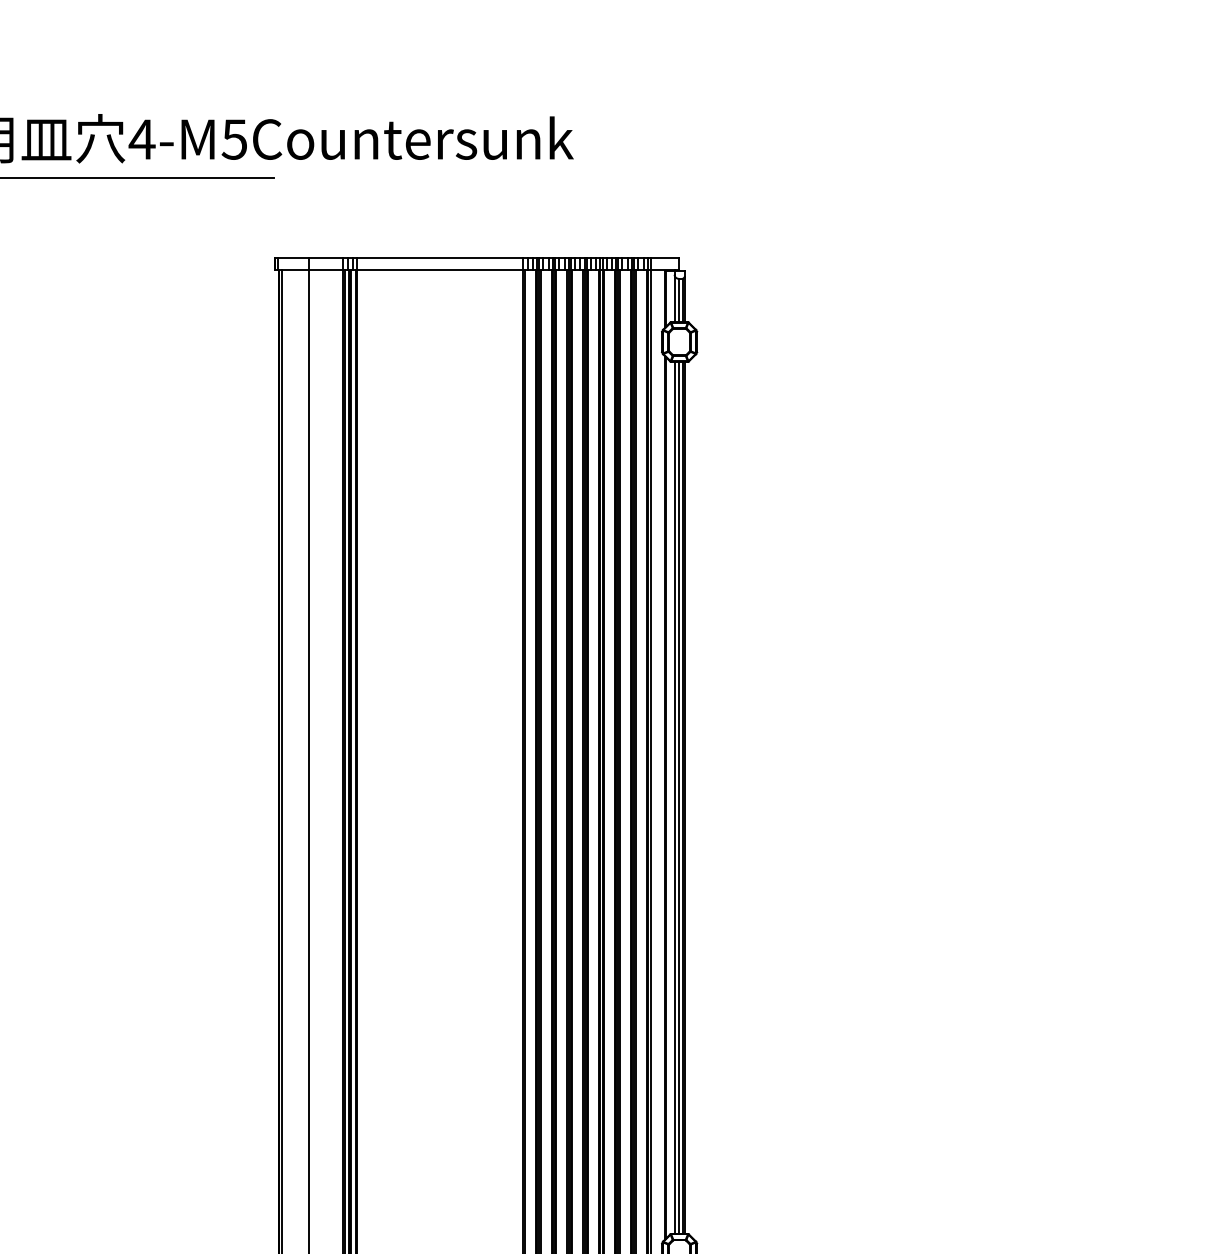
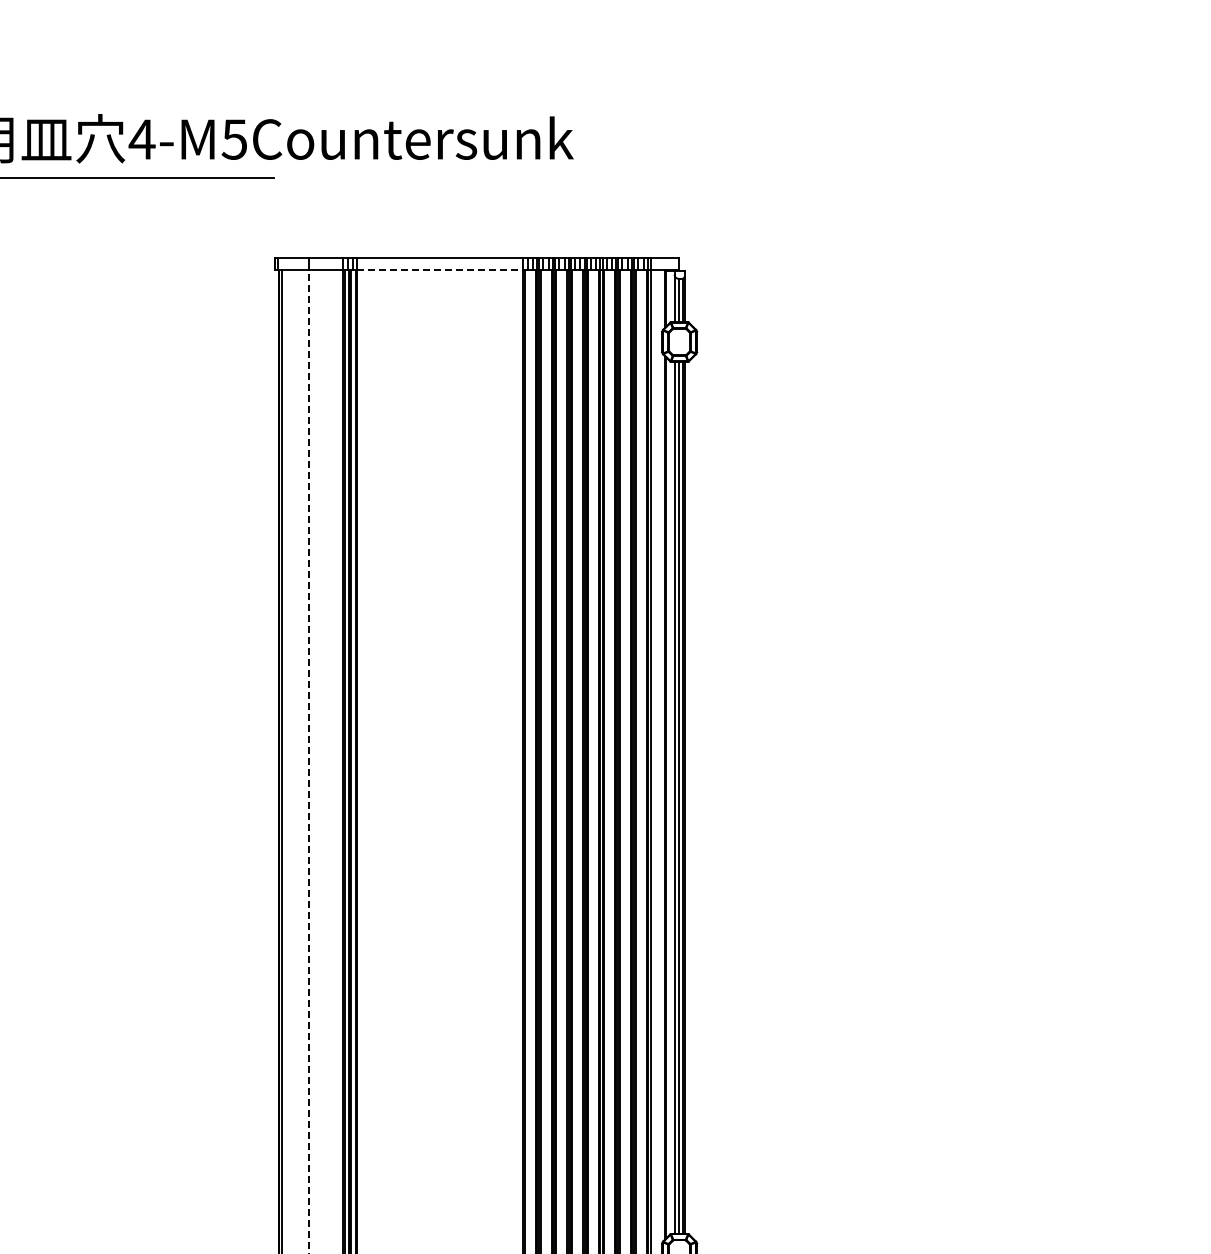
line: solid -> dashed (440, 269)
line: solid -> dashed (309, 761)
